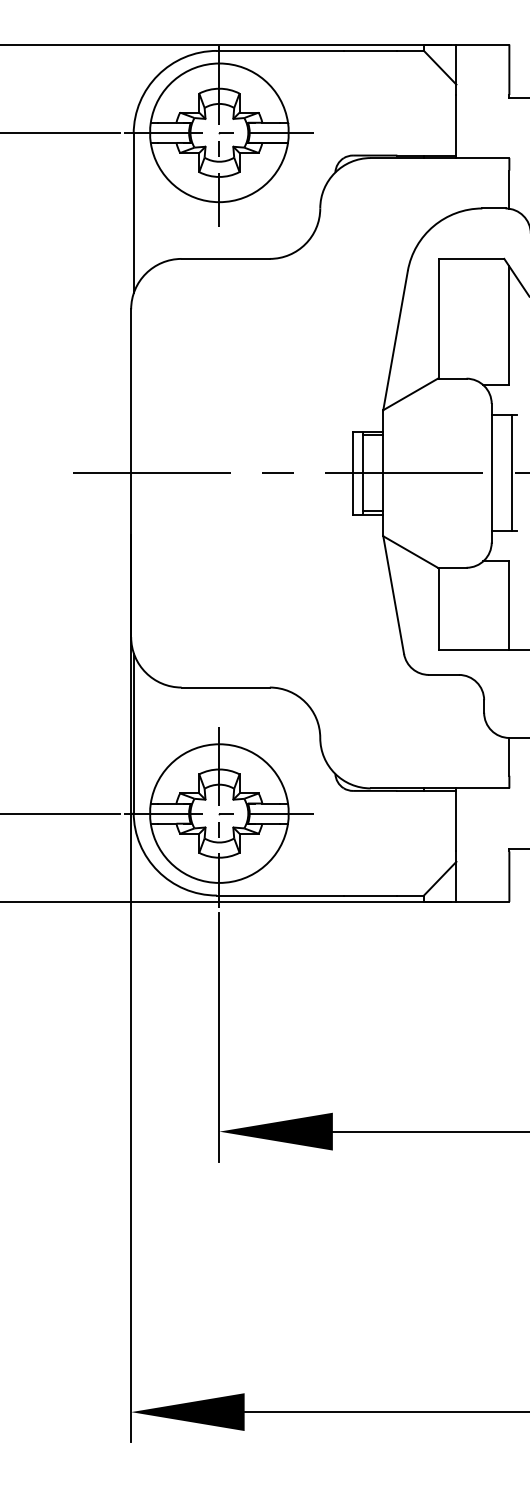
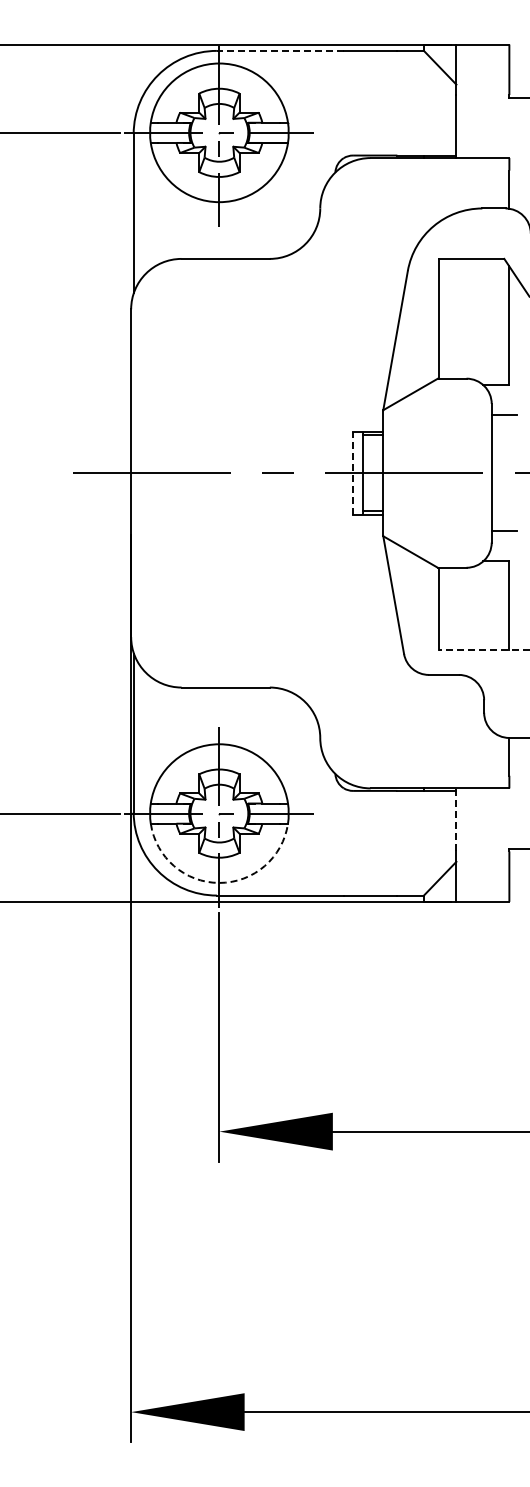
line: solid -> dashed (279, 50)
line: solid -> dashed (353, 473)
line: present -> none (511, 473)
line: solid -> dashed (483, 649)
line: solid -> dashed (456, 819)
arc: solid -> dashed (219, 882)
